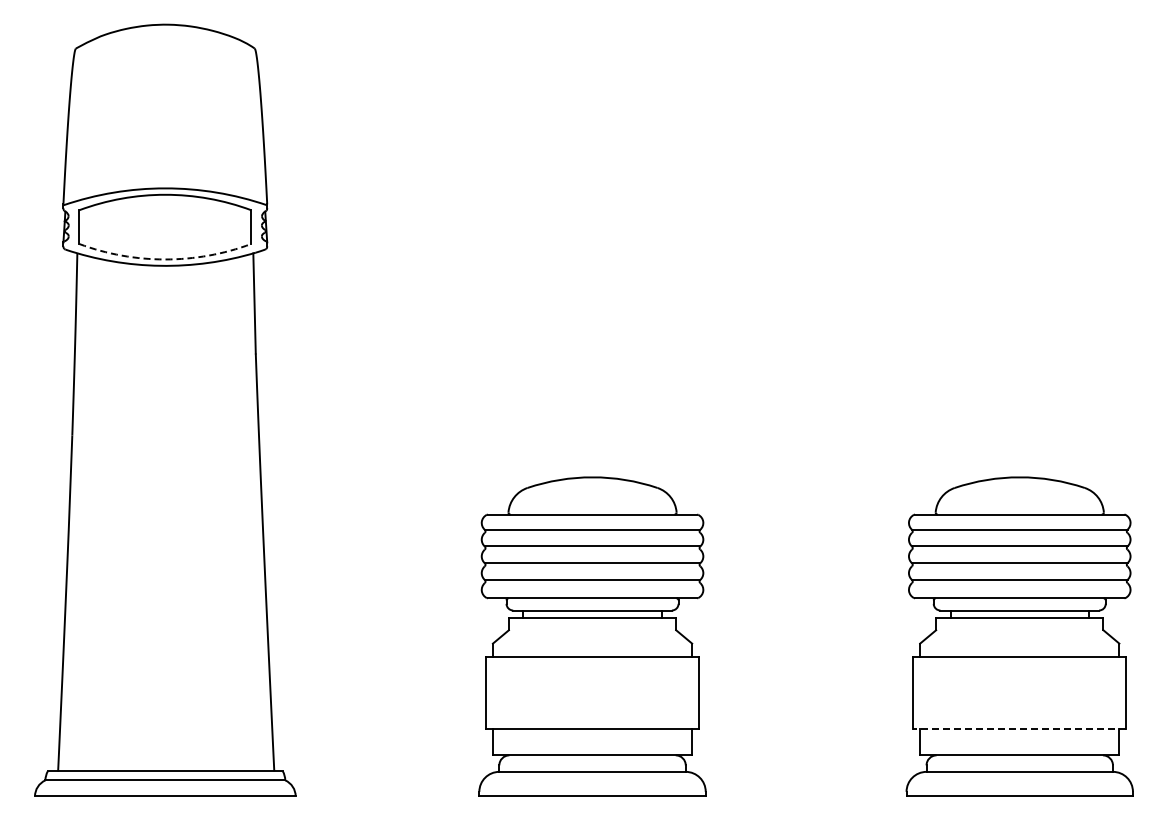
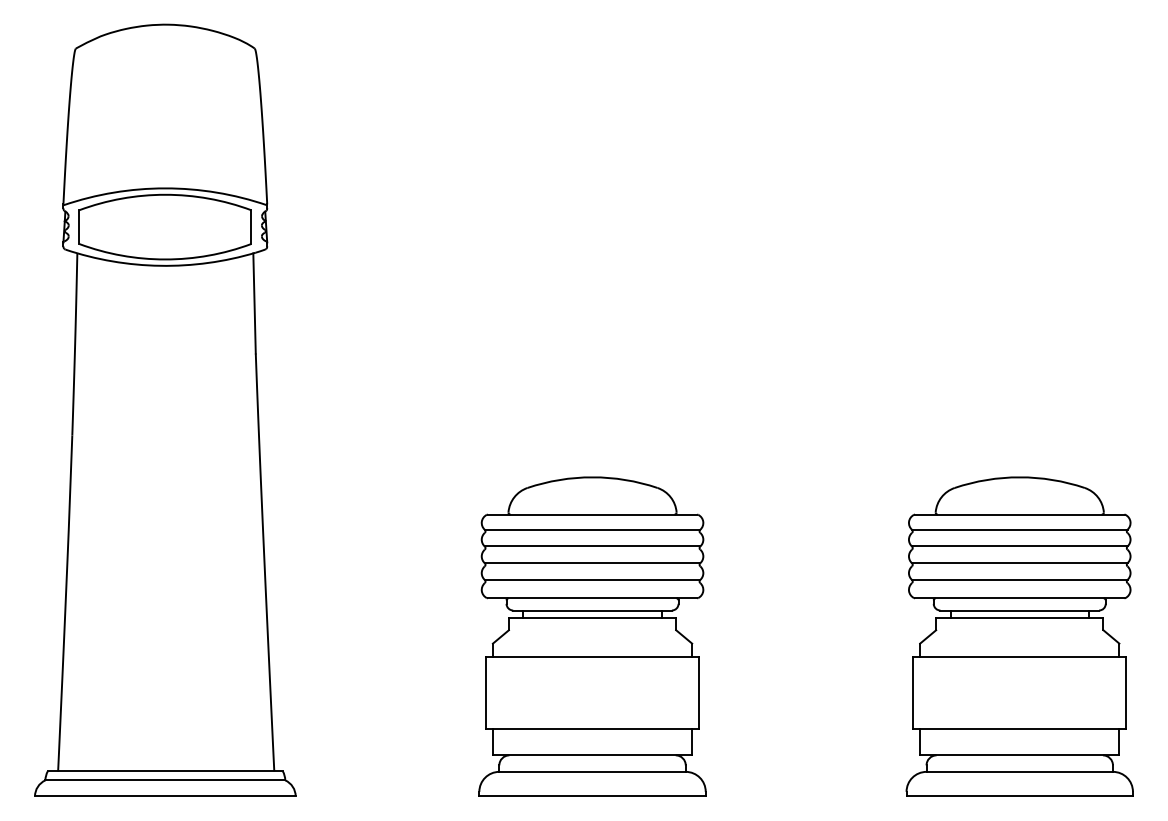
arc: dashed -> solid (165, 259)
line: dashed -> solid (1019, 728)
